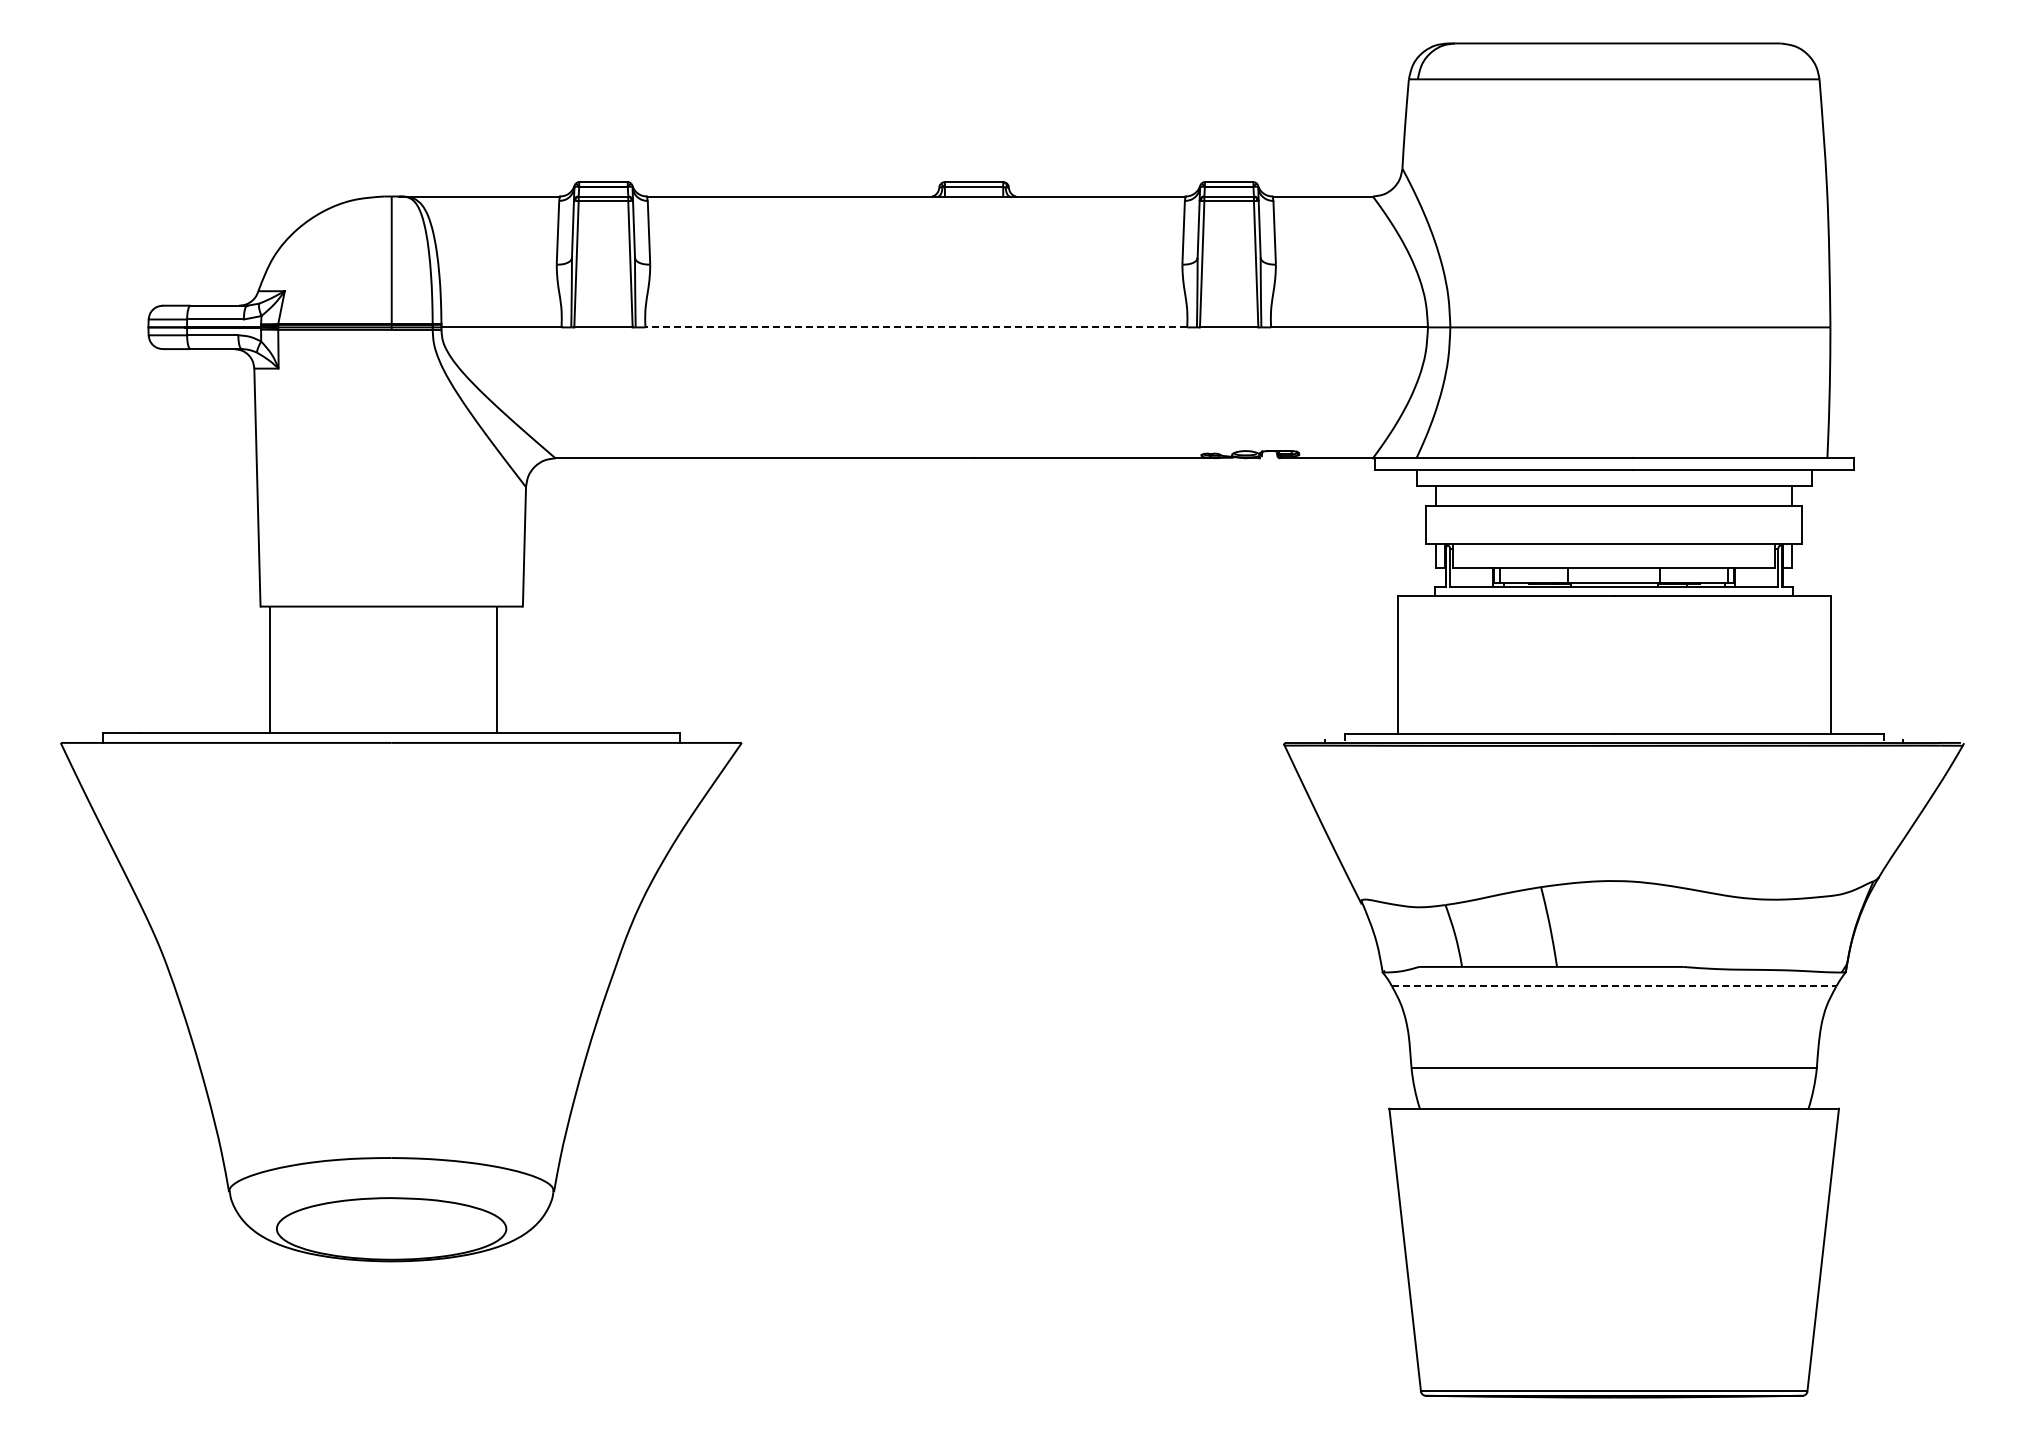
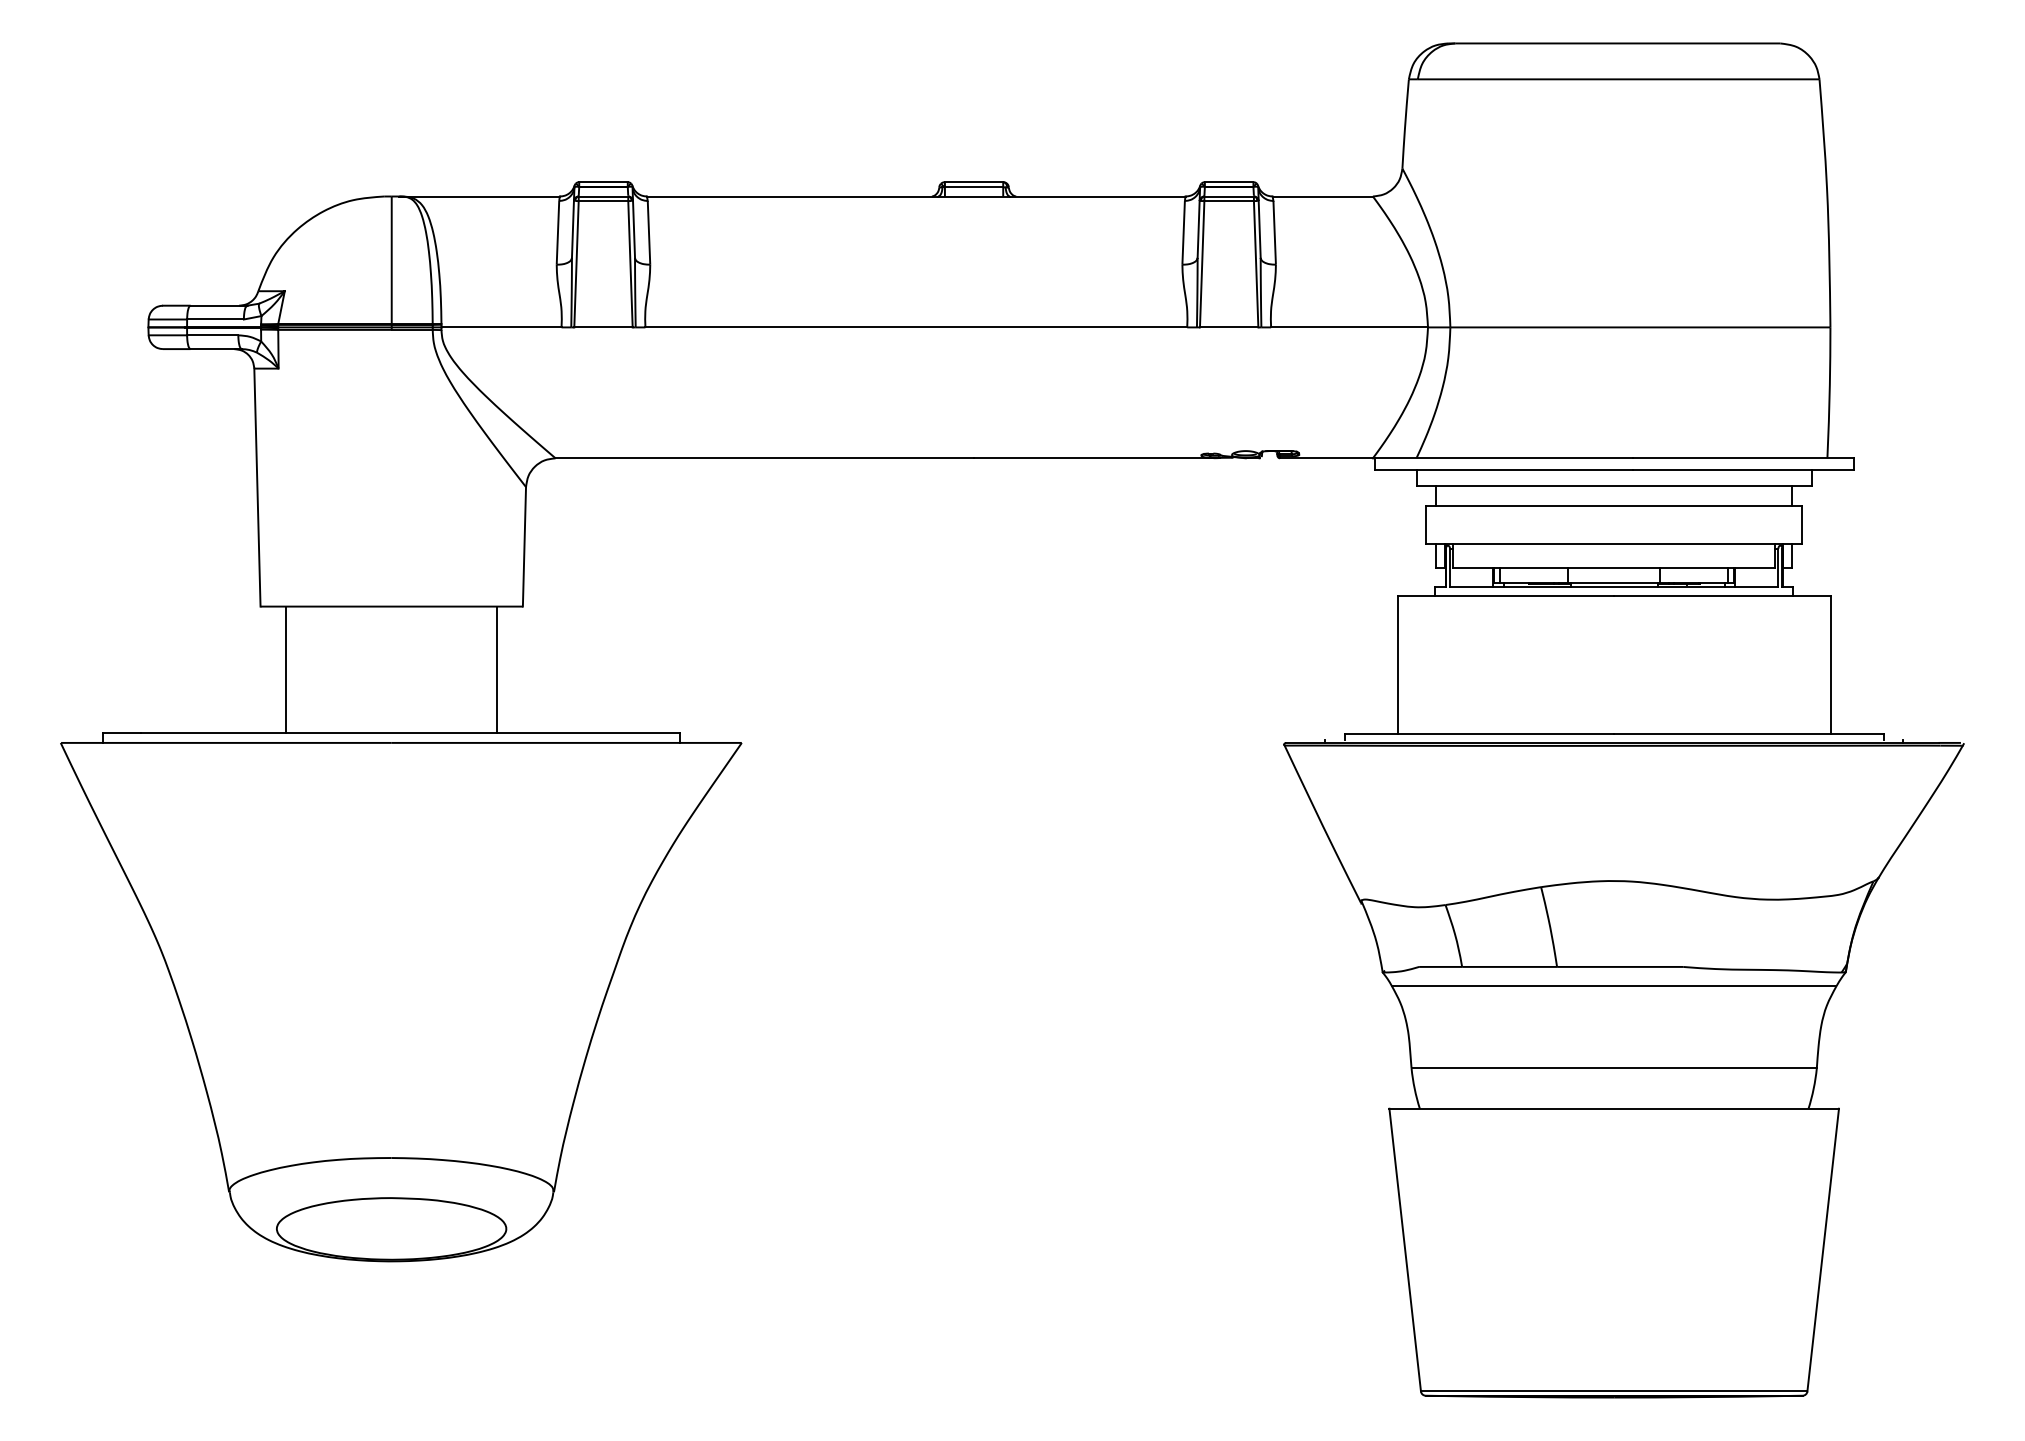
line: dashed -> solid (916, 327)
line position: (270, 669) -> (286, 669) (286, 669)
line: dashed -> solid (1614, 986)
